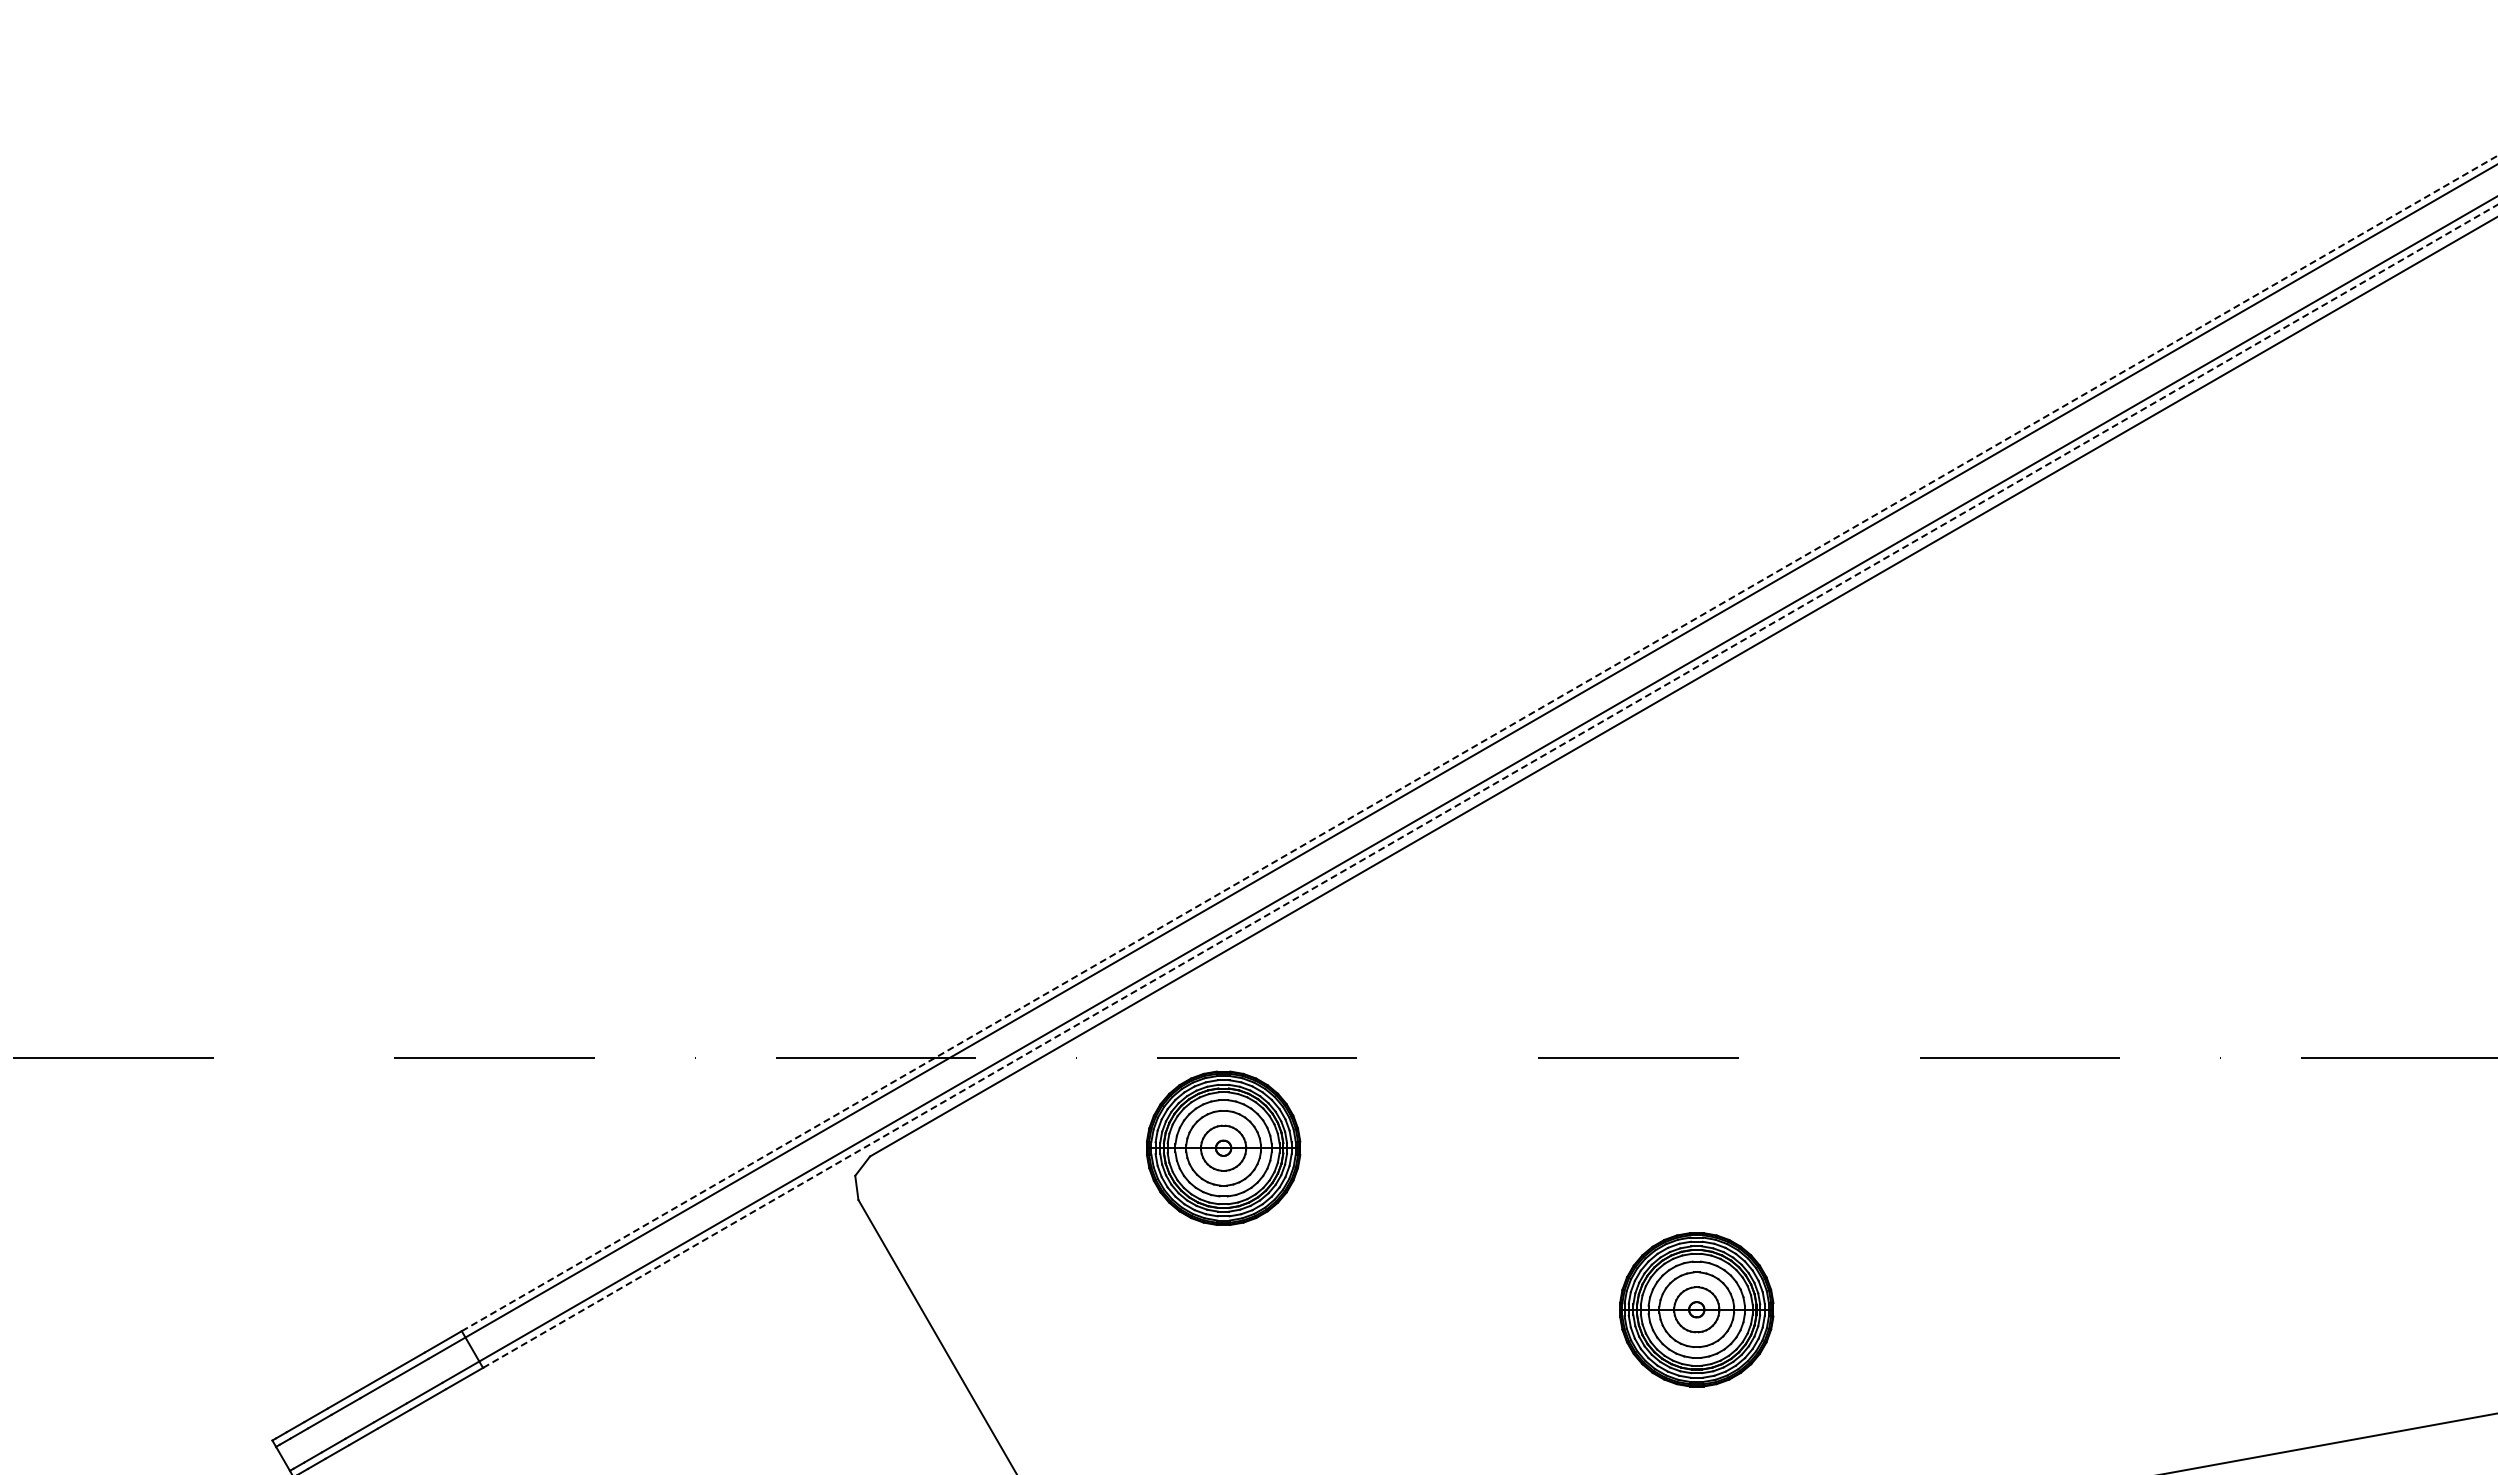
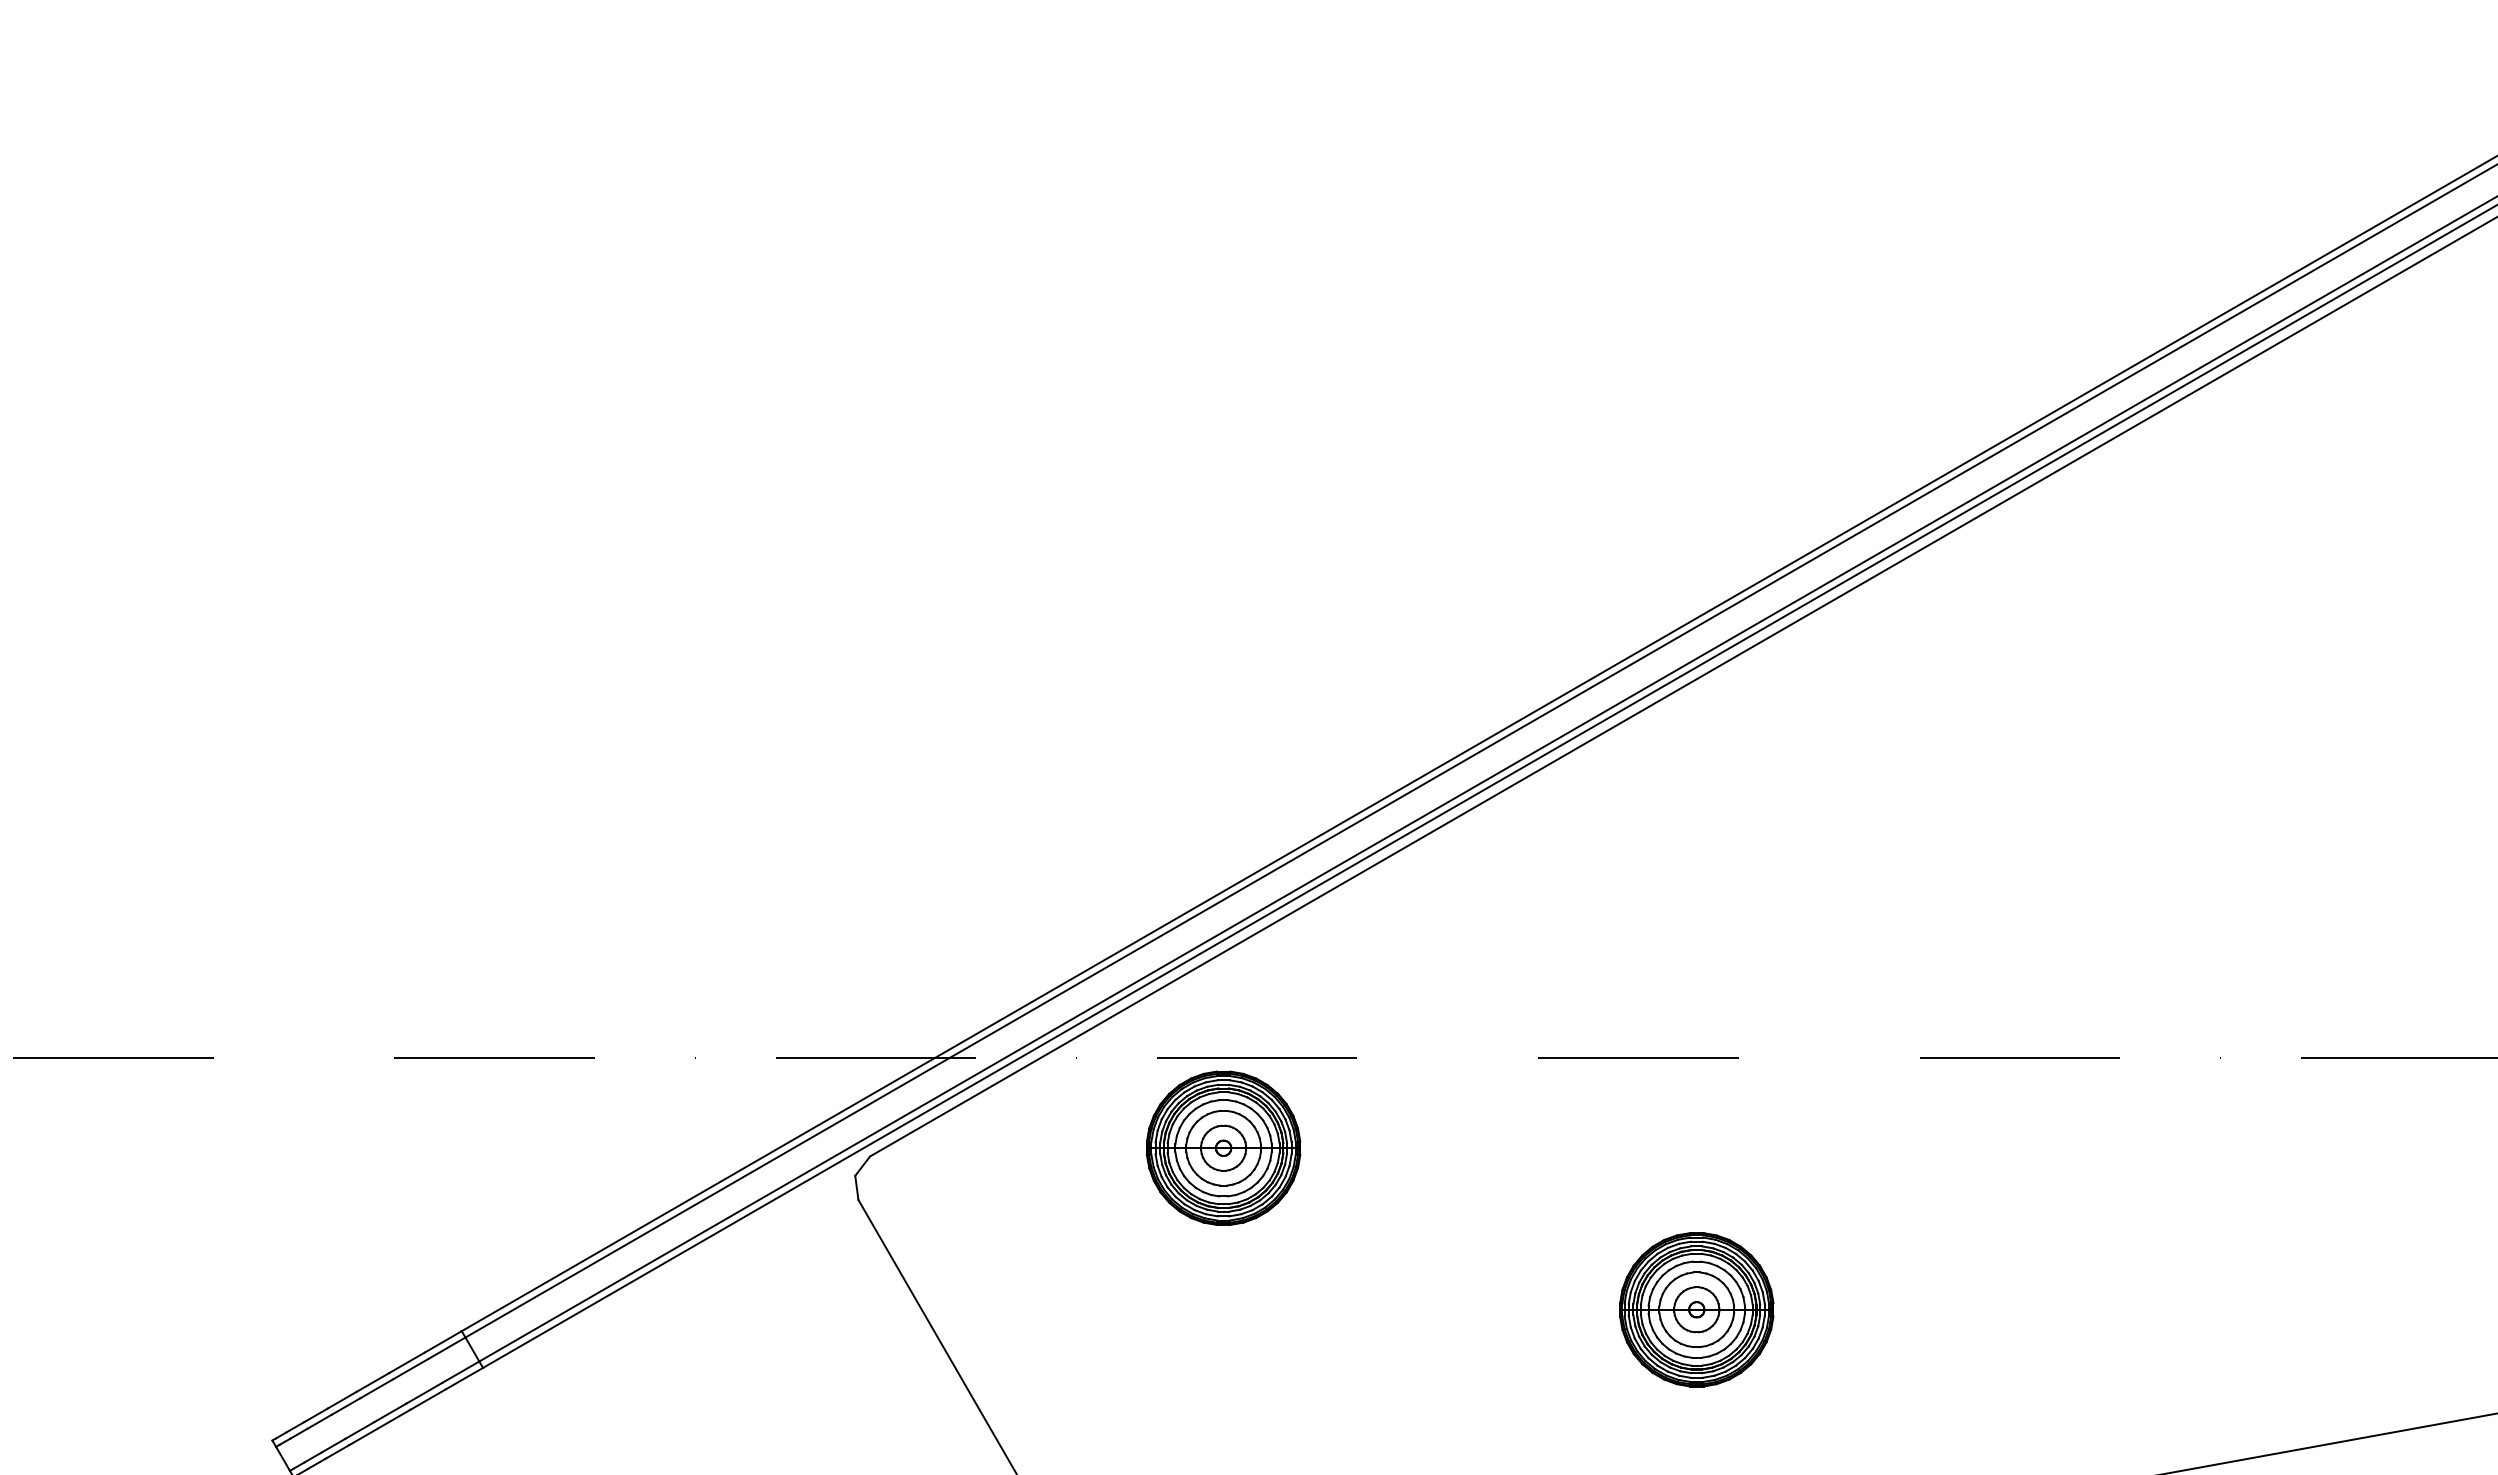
line: dashed -> solid (1480, 743)
line: dashed -> solid (1490, 786)
